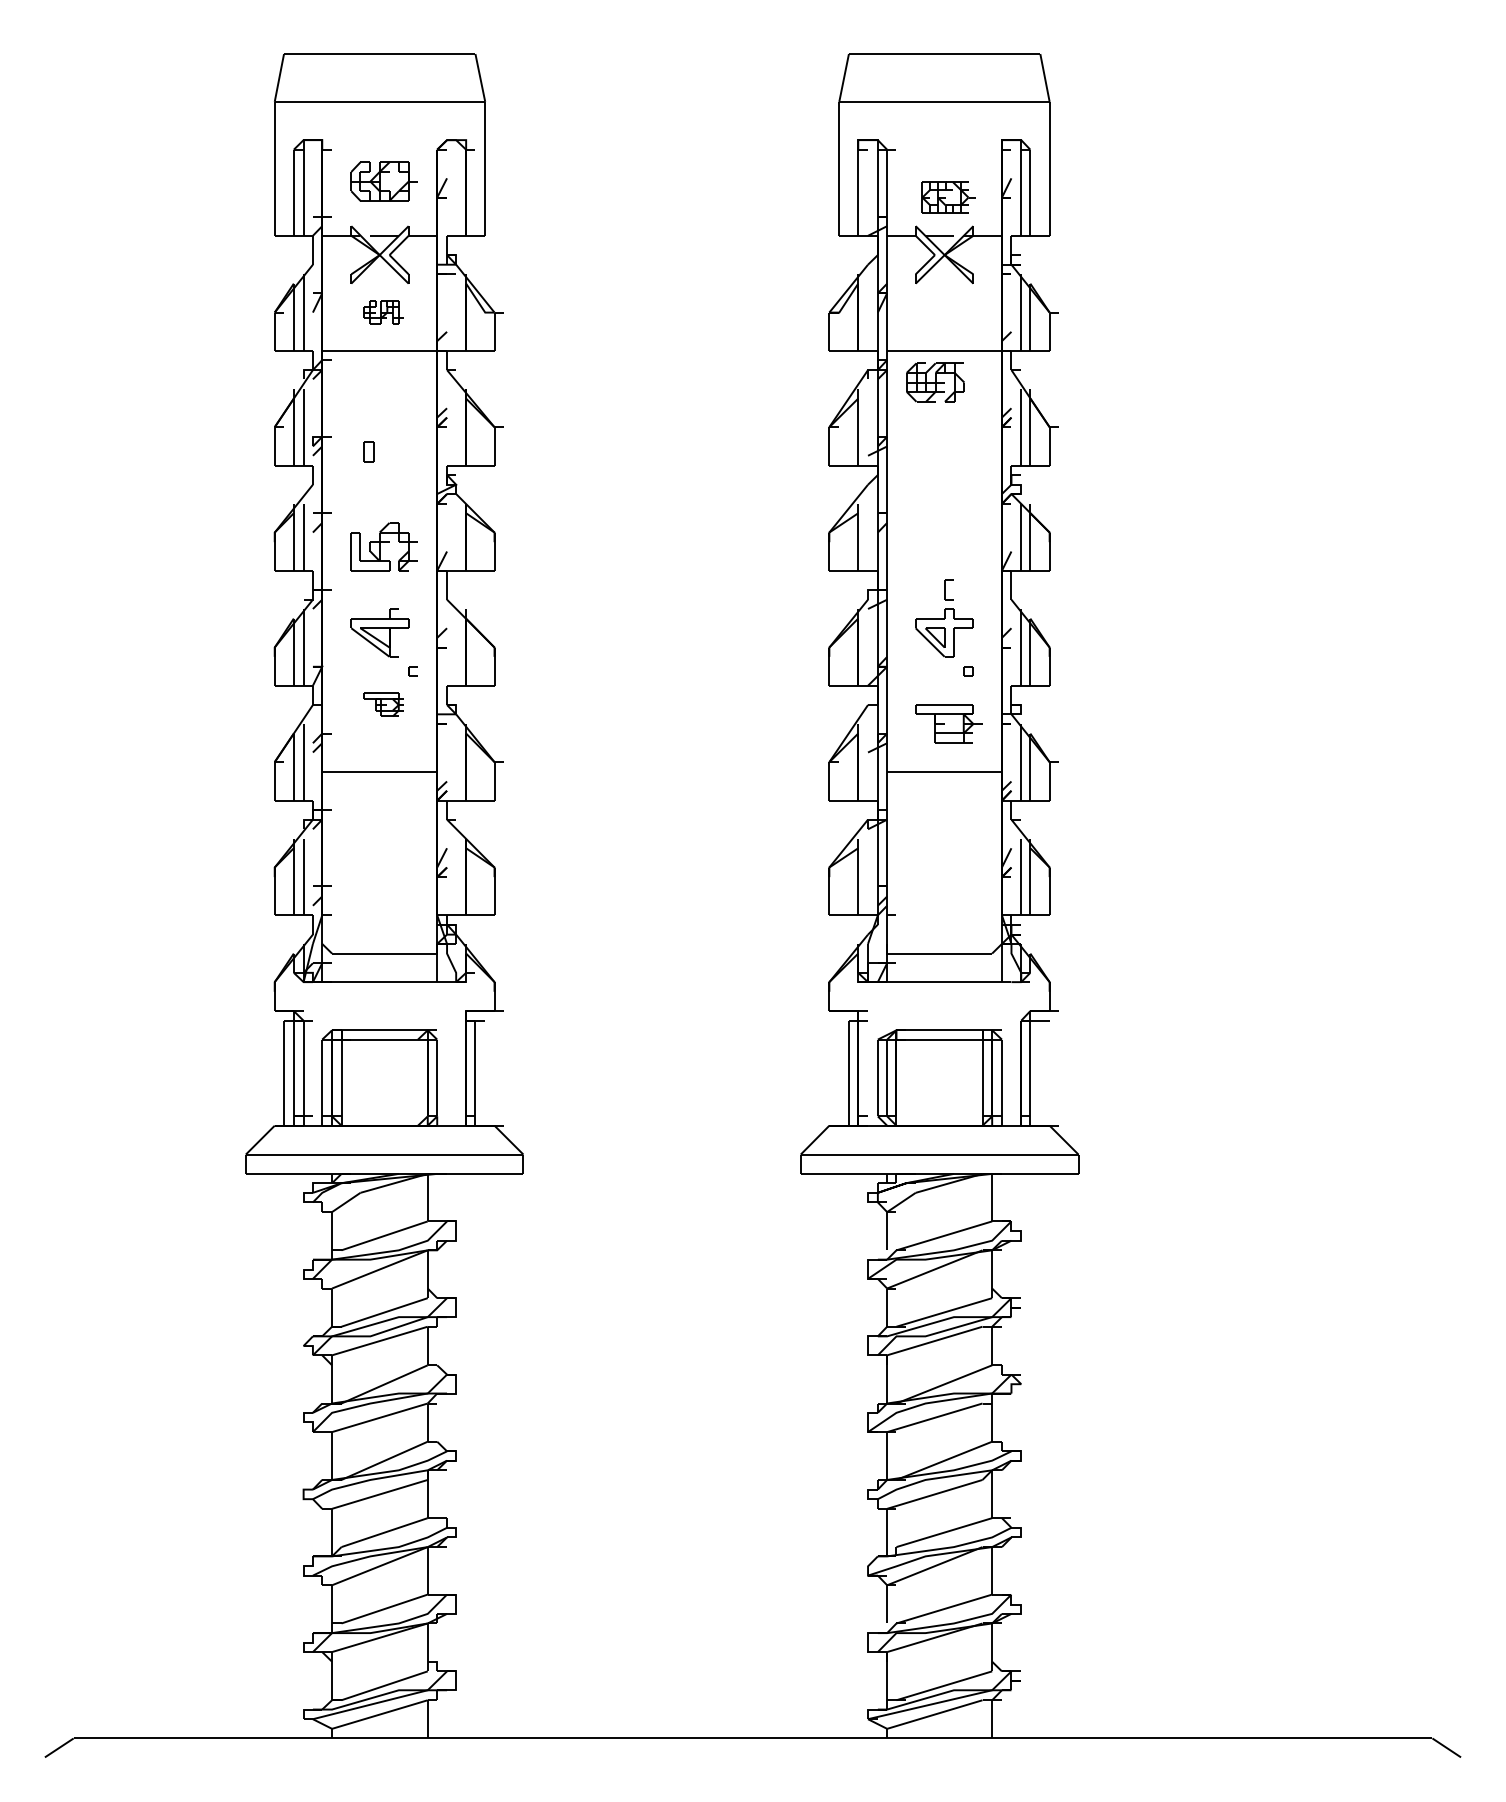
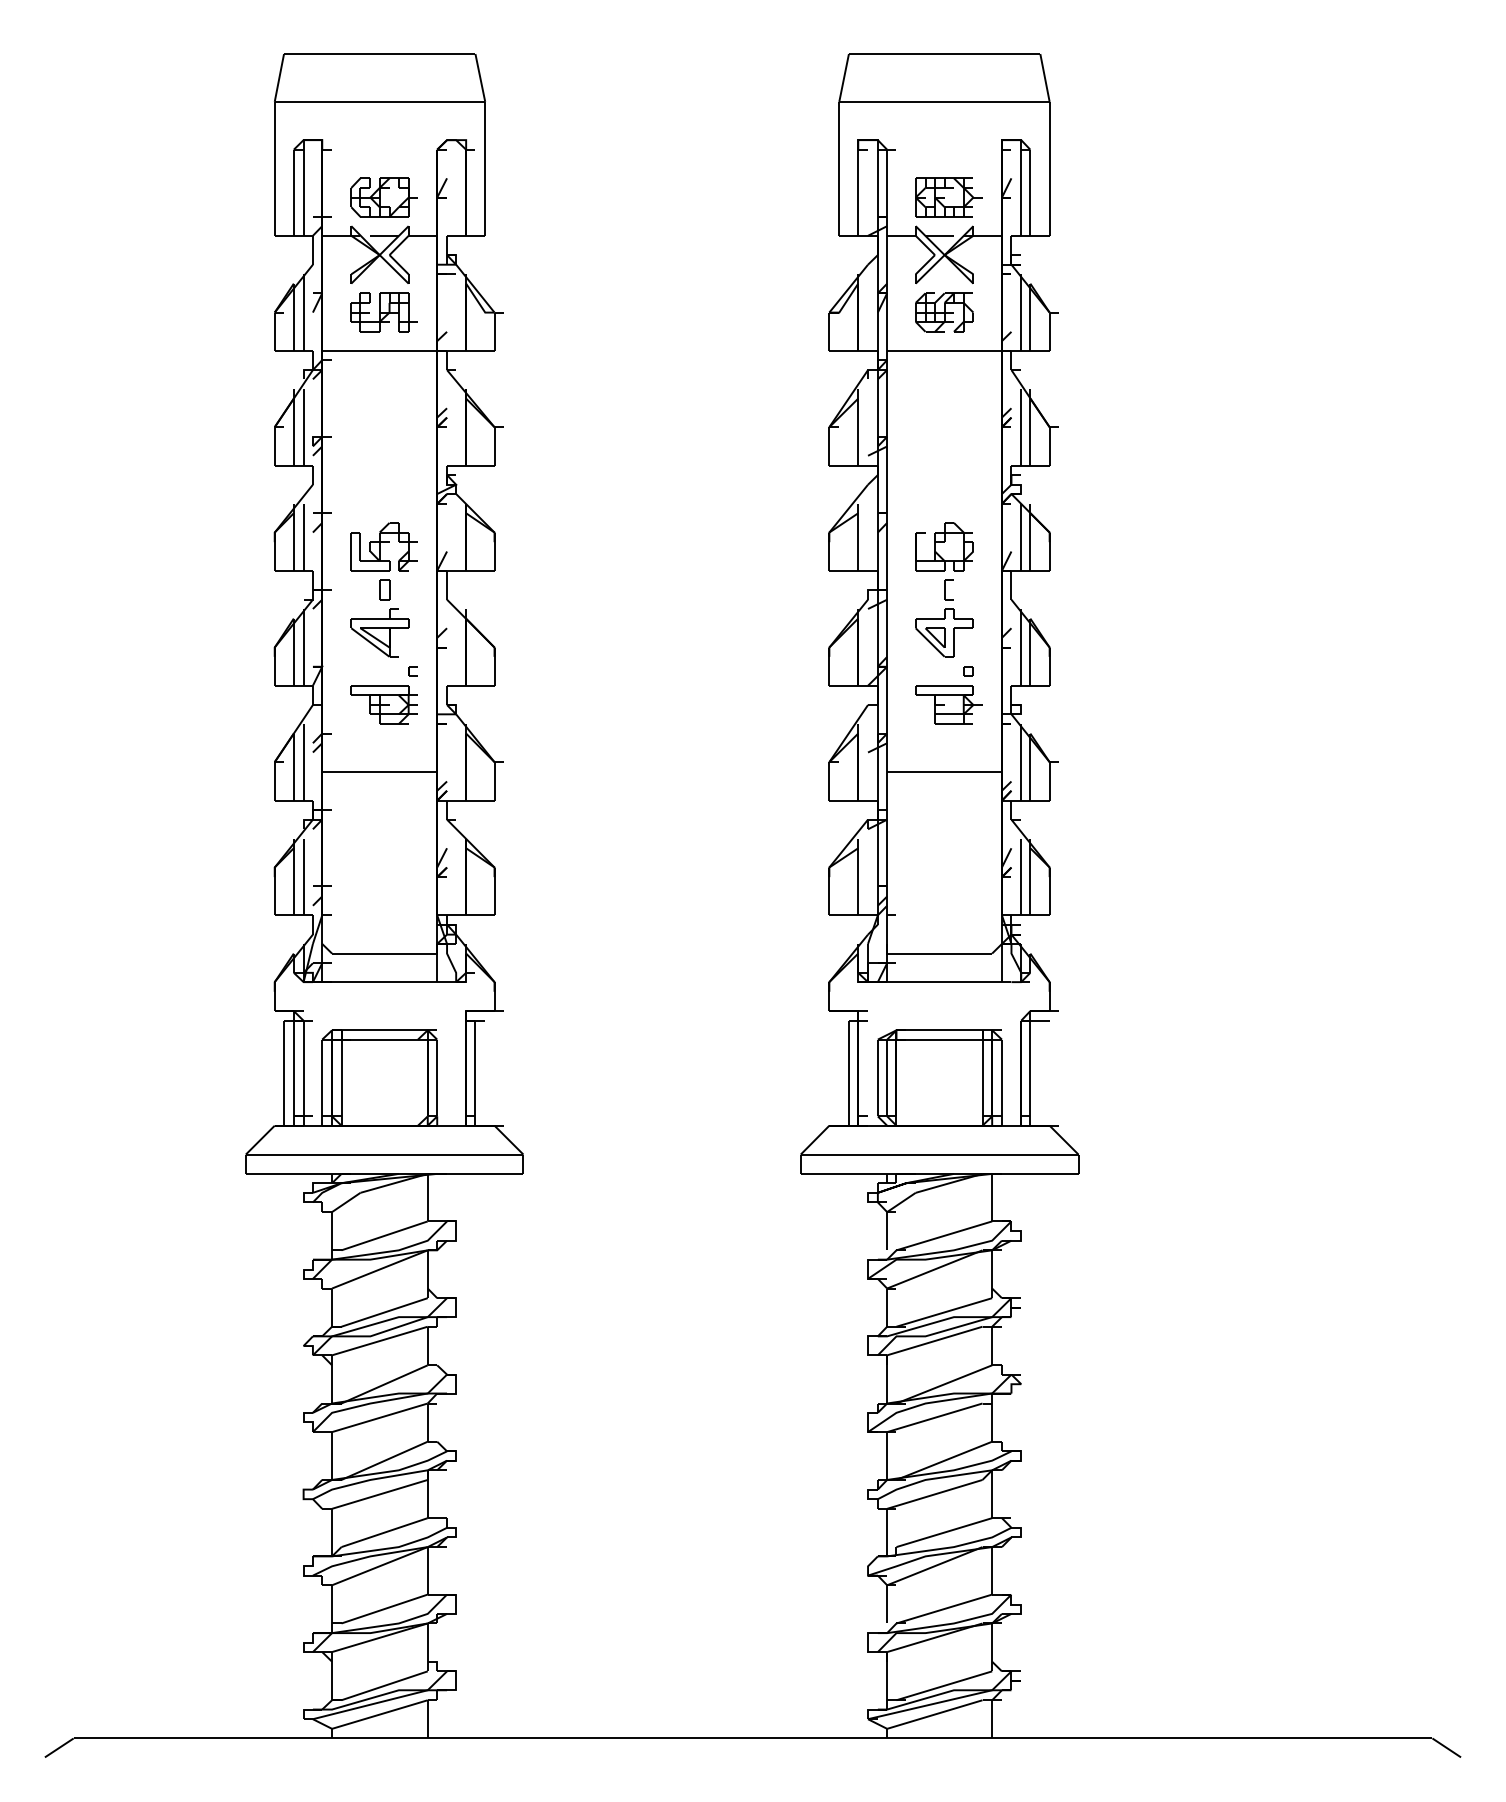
part position: (383, 181) -> (383, 197) (383, 197)
part size: 55x33 px -> 68x41 px (948, 197)
part size: 41x25 px -> 68x41 px (383, 312)
part position: (935, 382) -> (944, 312) (944, 312)
part position: (368, 451) -> (384, 589) (384, 589)
part: none -> present (944, 546)
part size: 41x25 px -> 68x40 px (383, 704)
part position: (948, 723) -> (948, 704) (948, 704)
